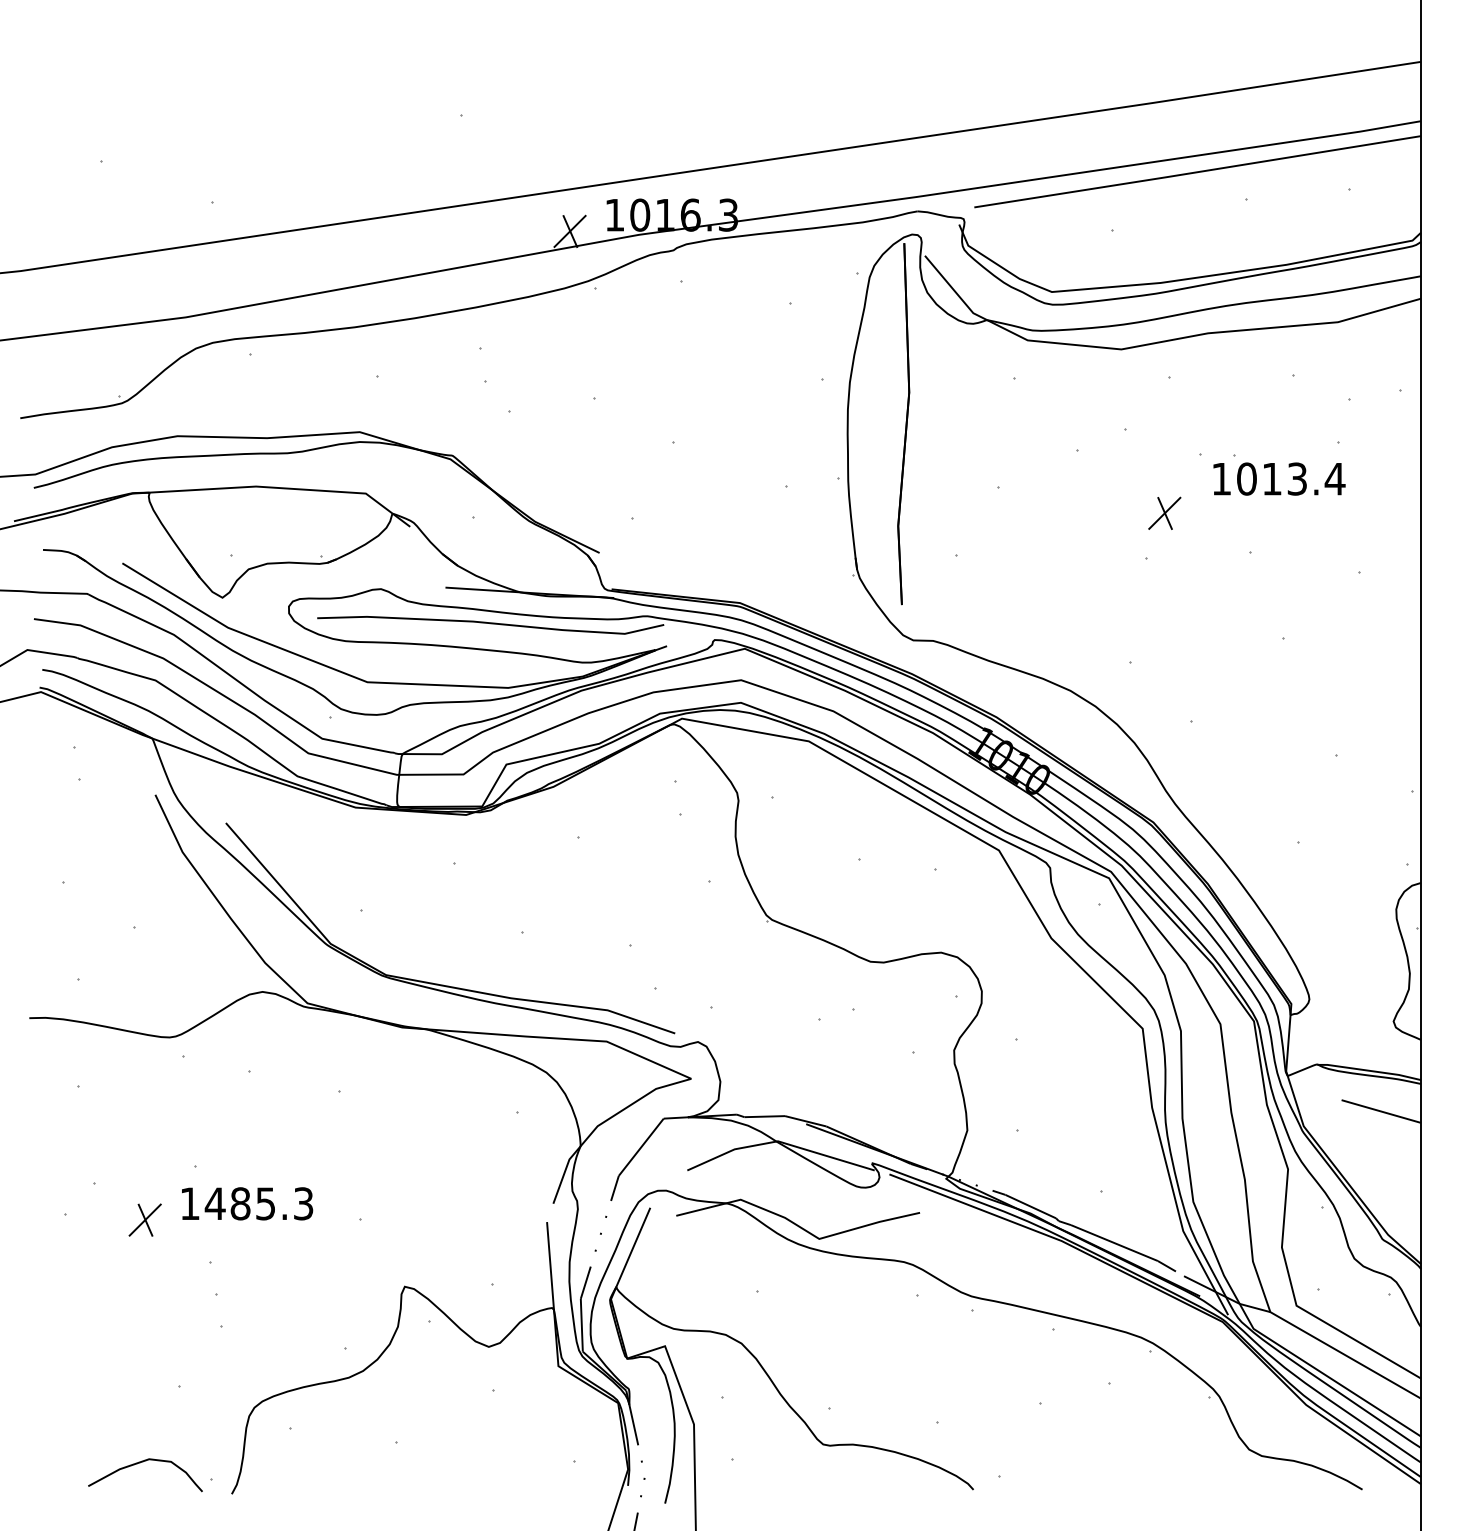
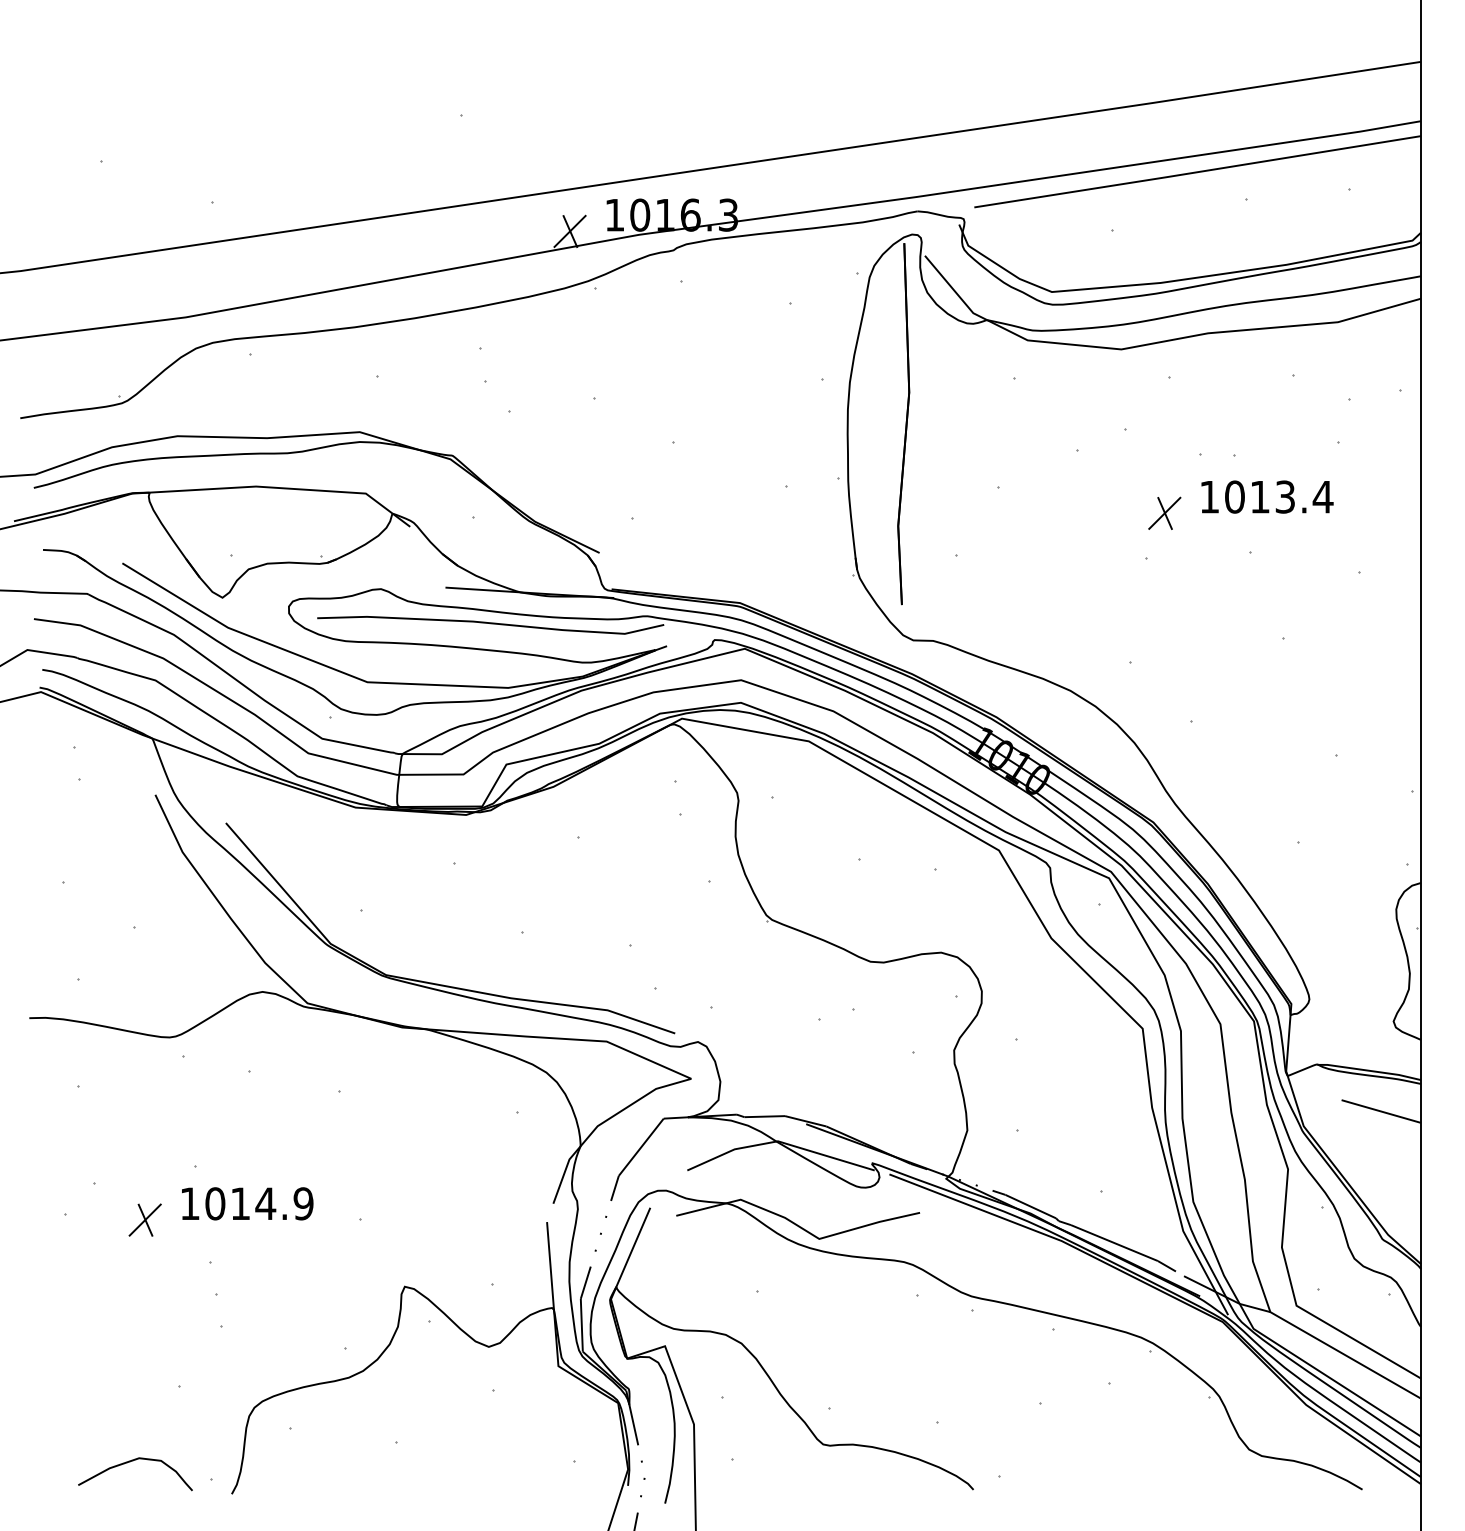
text position: (1279, 478) -> (1267, 496) (1267, 496)
text: 1485.3 -> 1014.9 (258, 1203)
curve position: (140, 1463) -> (130, 1462) (130, 1462)
